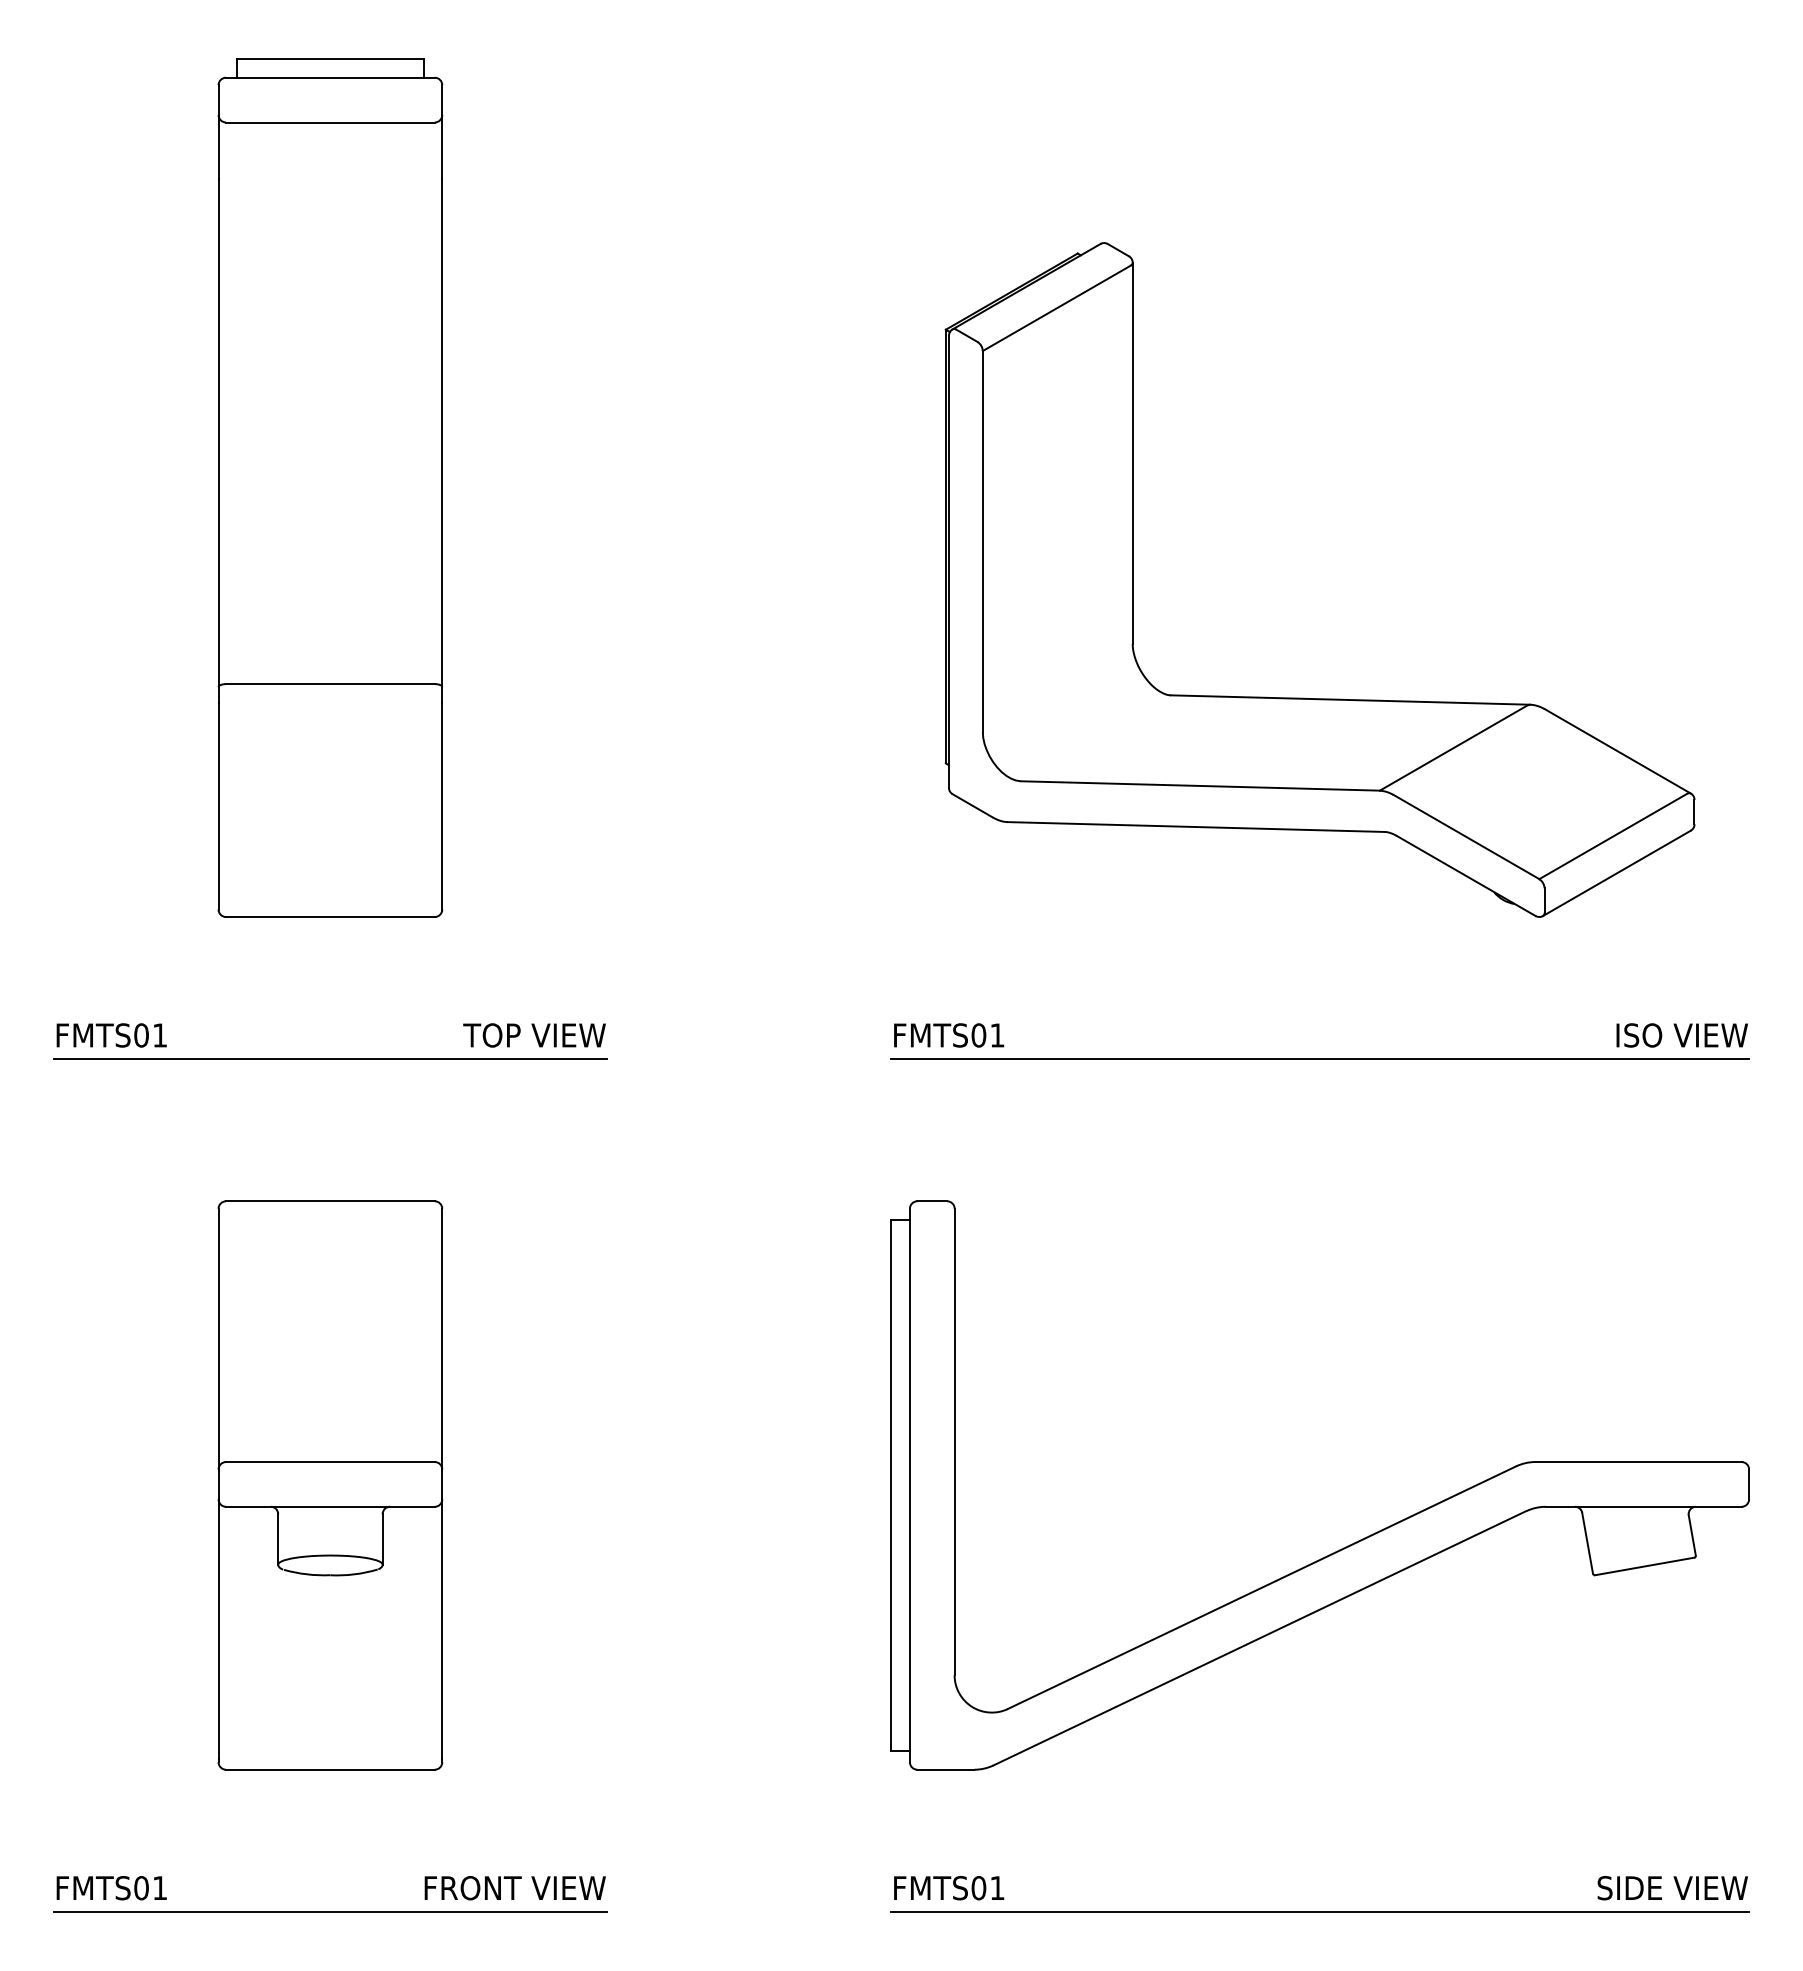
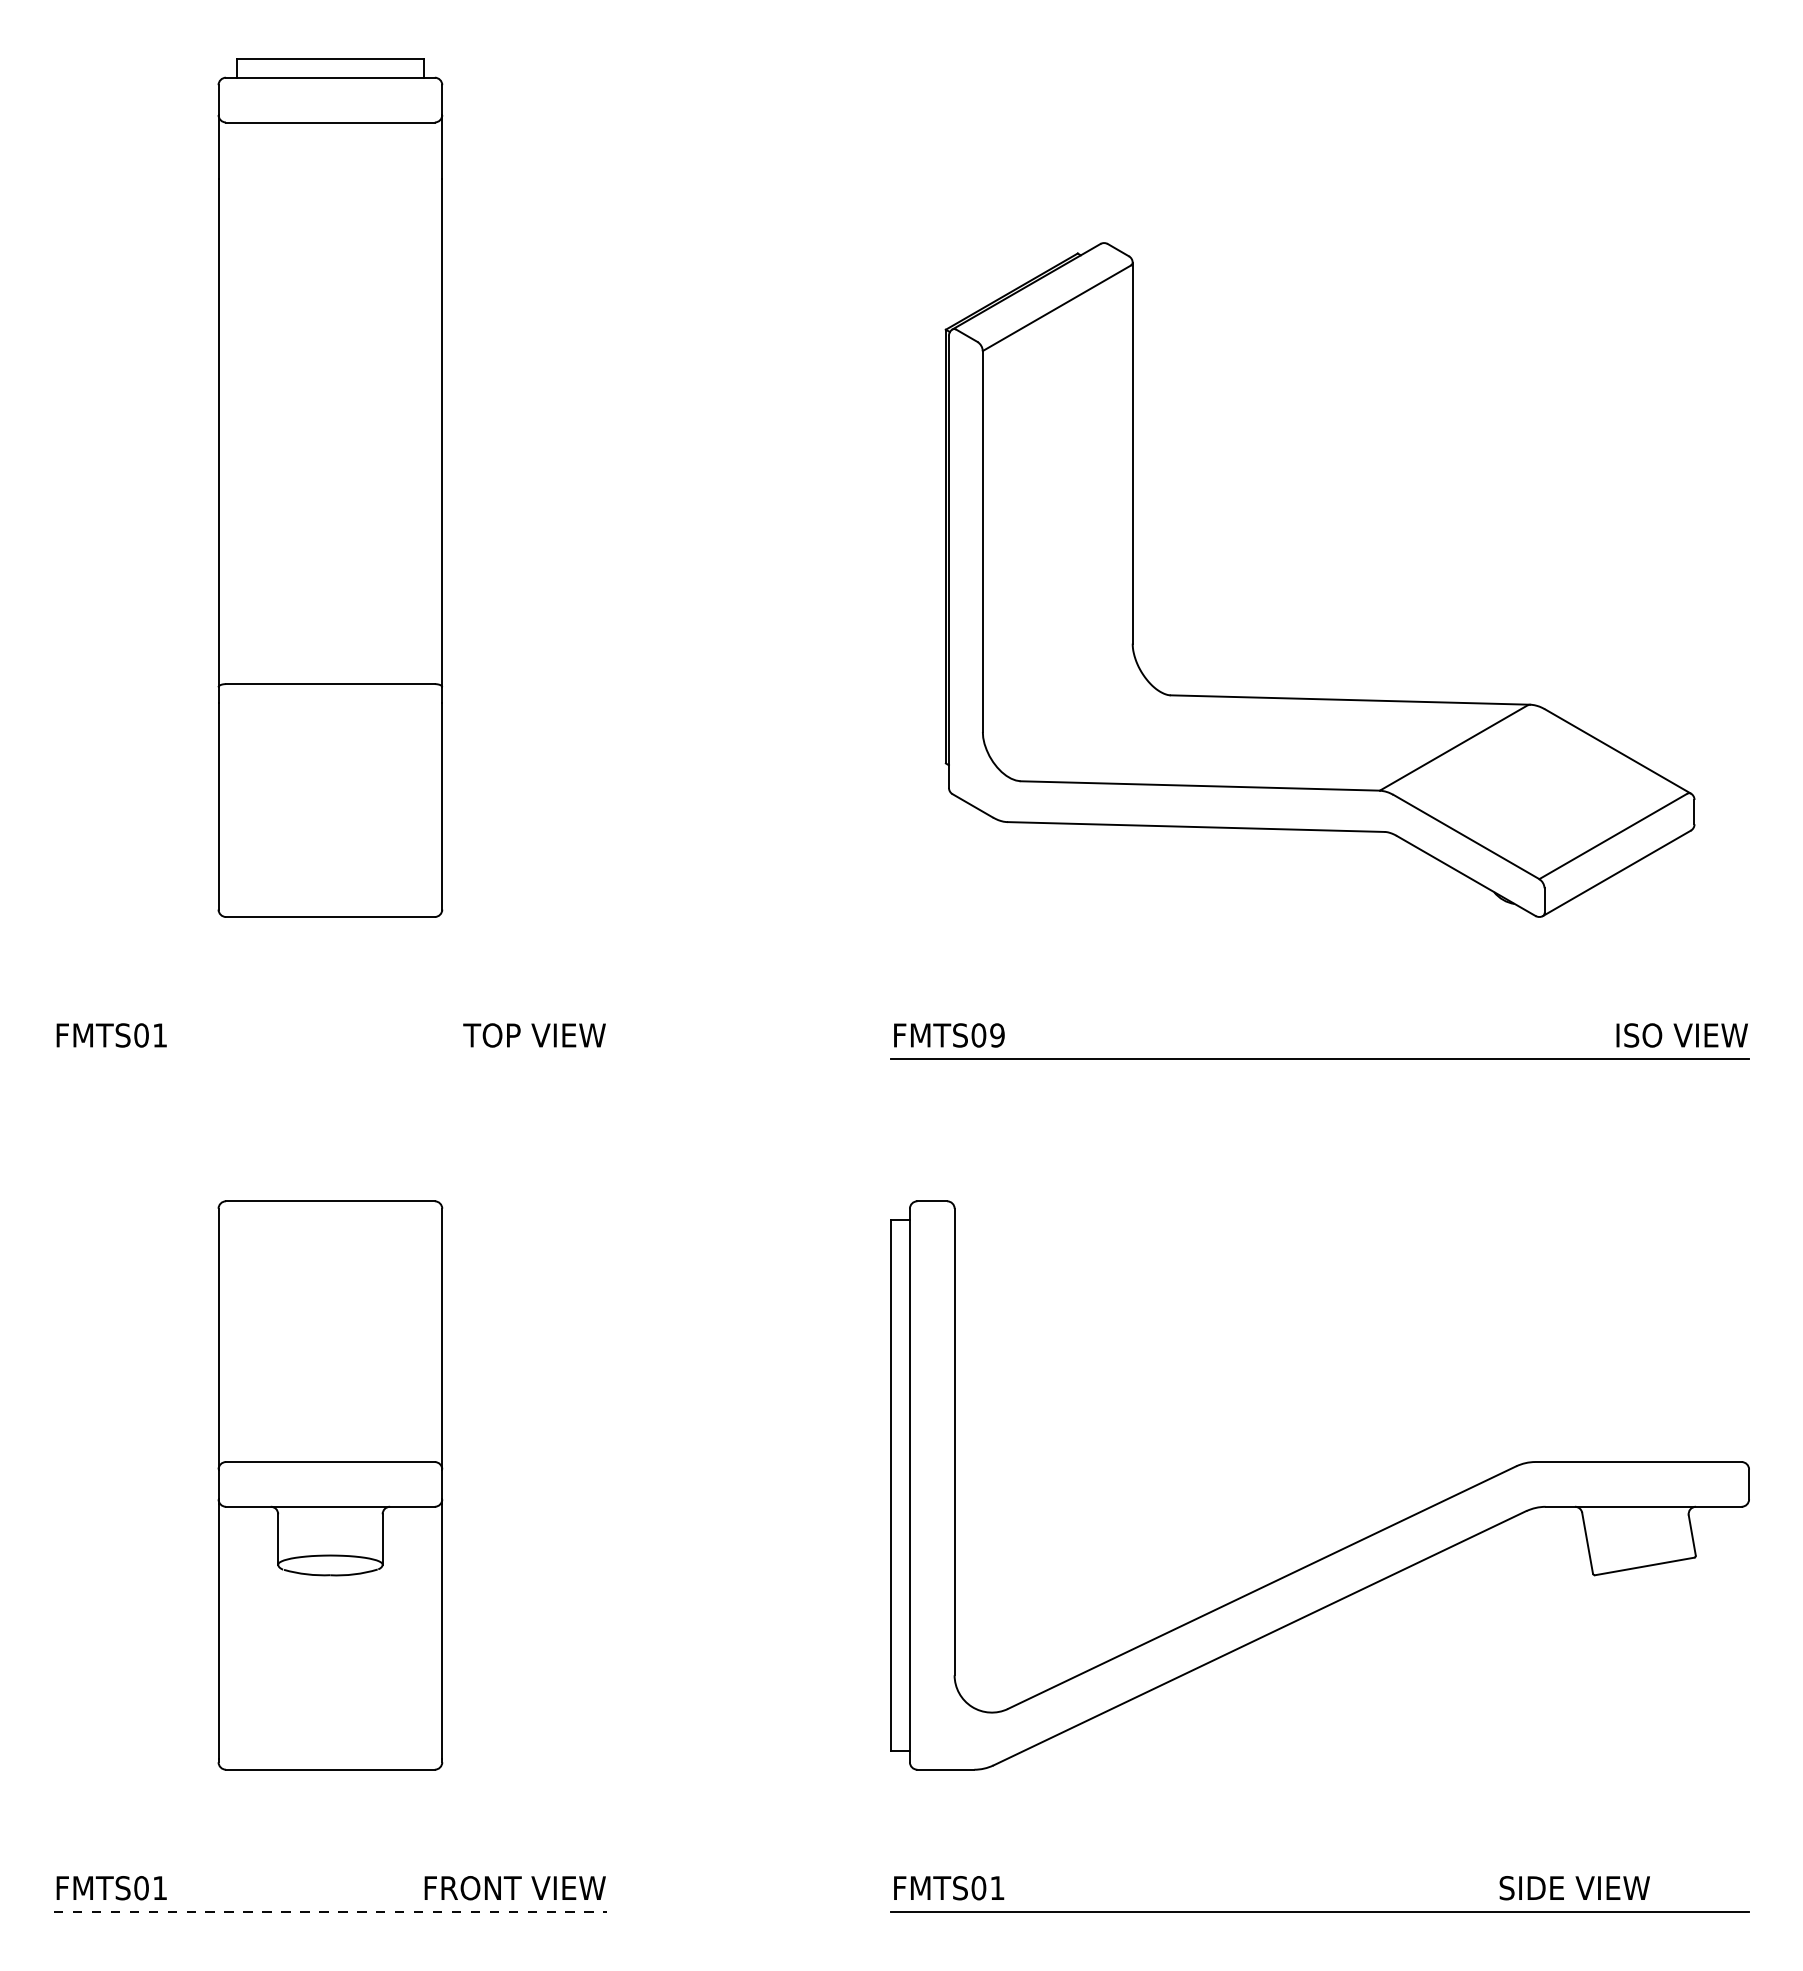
text: FMTS01 -> FMTS09 (997, 1035)
line: present -> none (329, 1059)
text position: (1672, 1888) -> (1574, 1888) (1574, 1888)
line: solid -> dashed (330, 1911)
